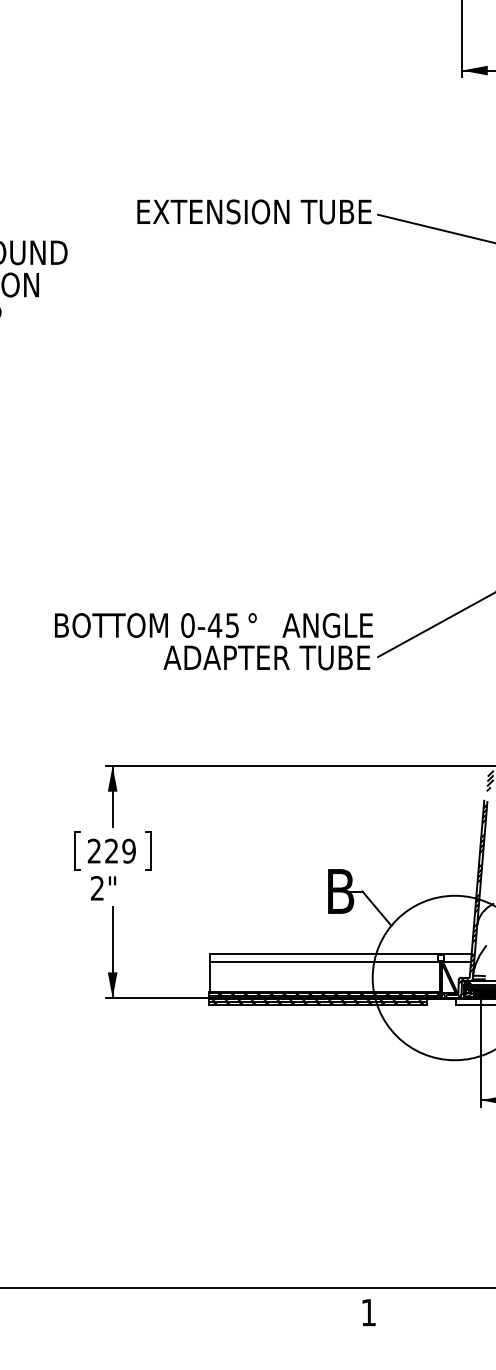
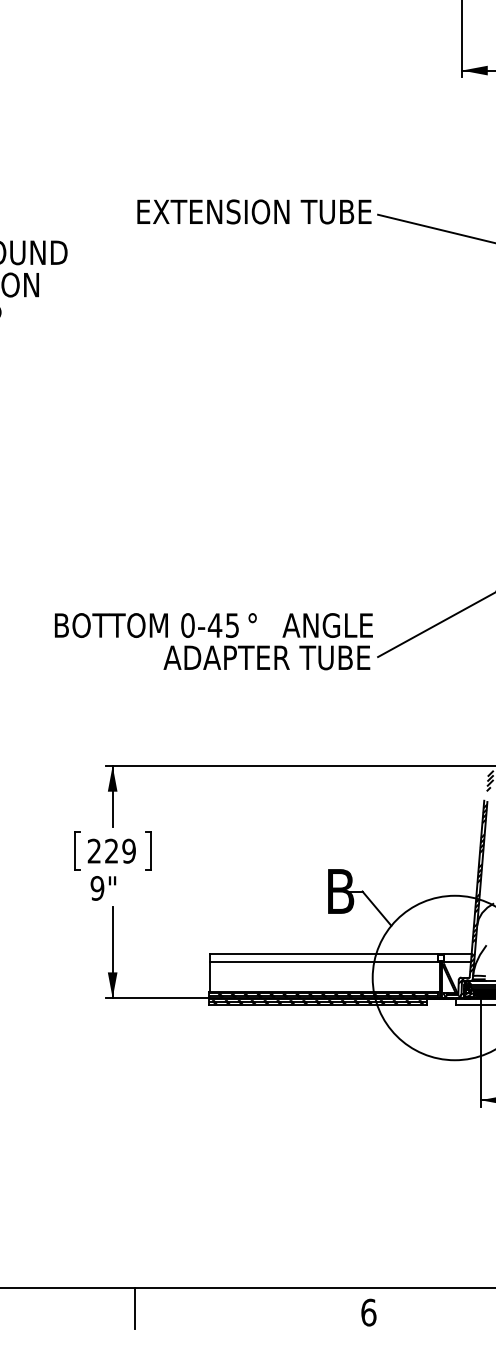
text: 2" -> 9" (97, 888)
line: none -> present (134, 1308)
text: 1 -> 6 (368, 1312)
